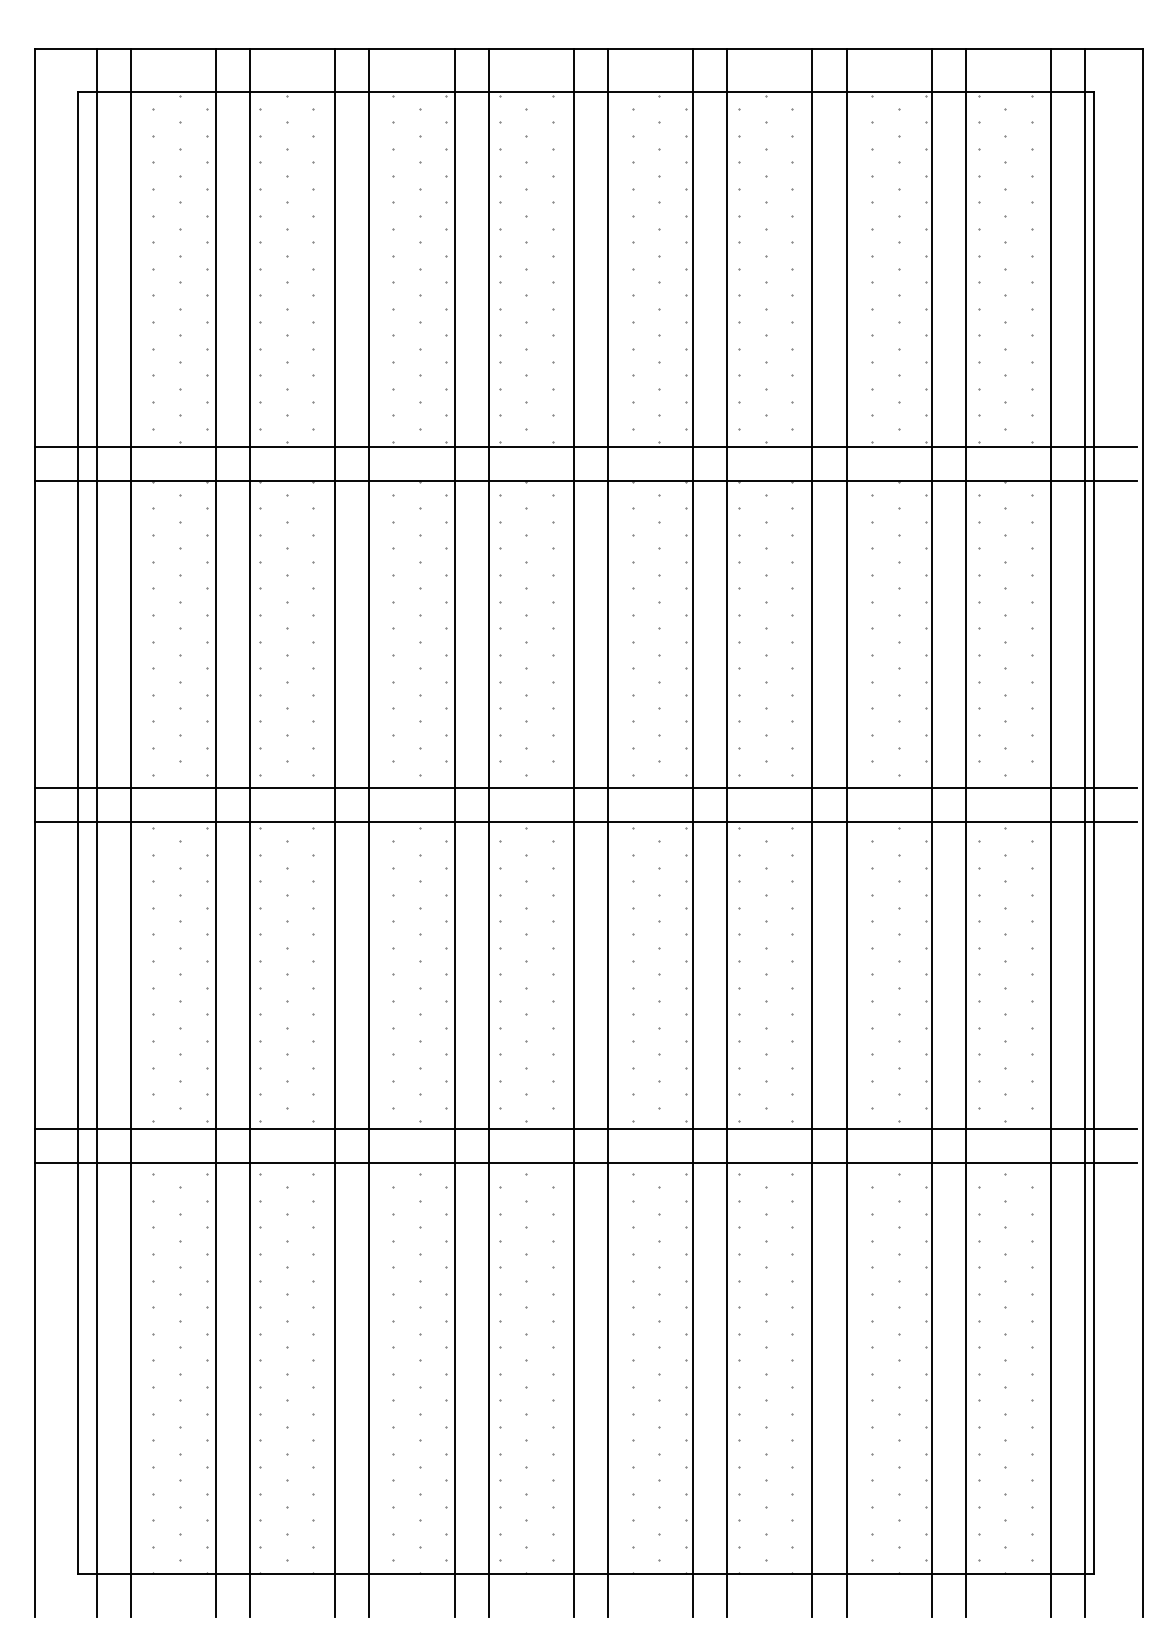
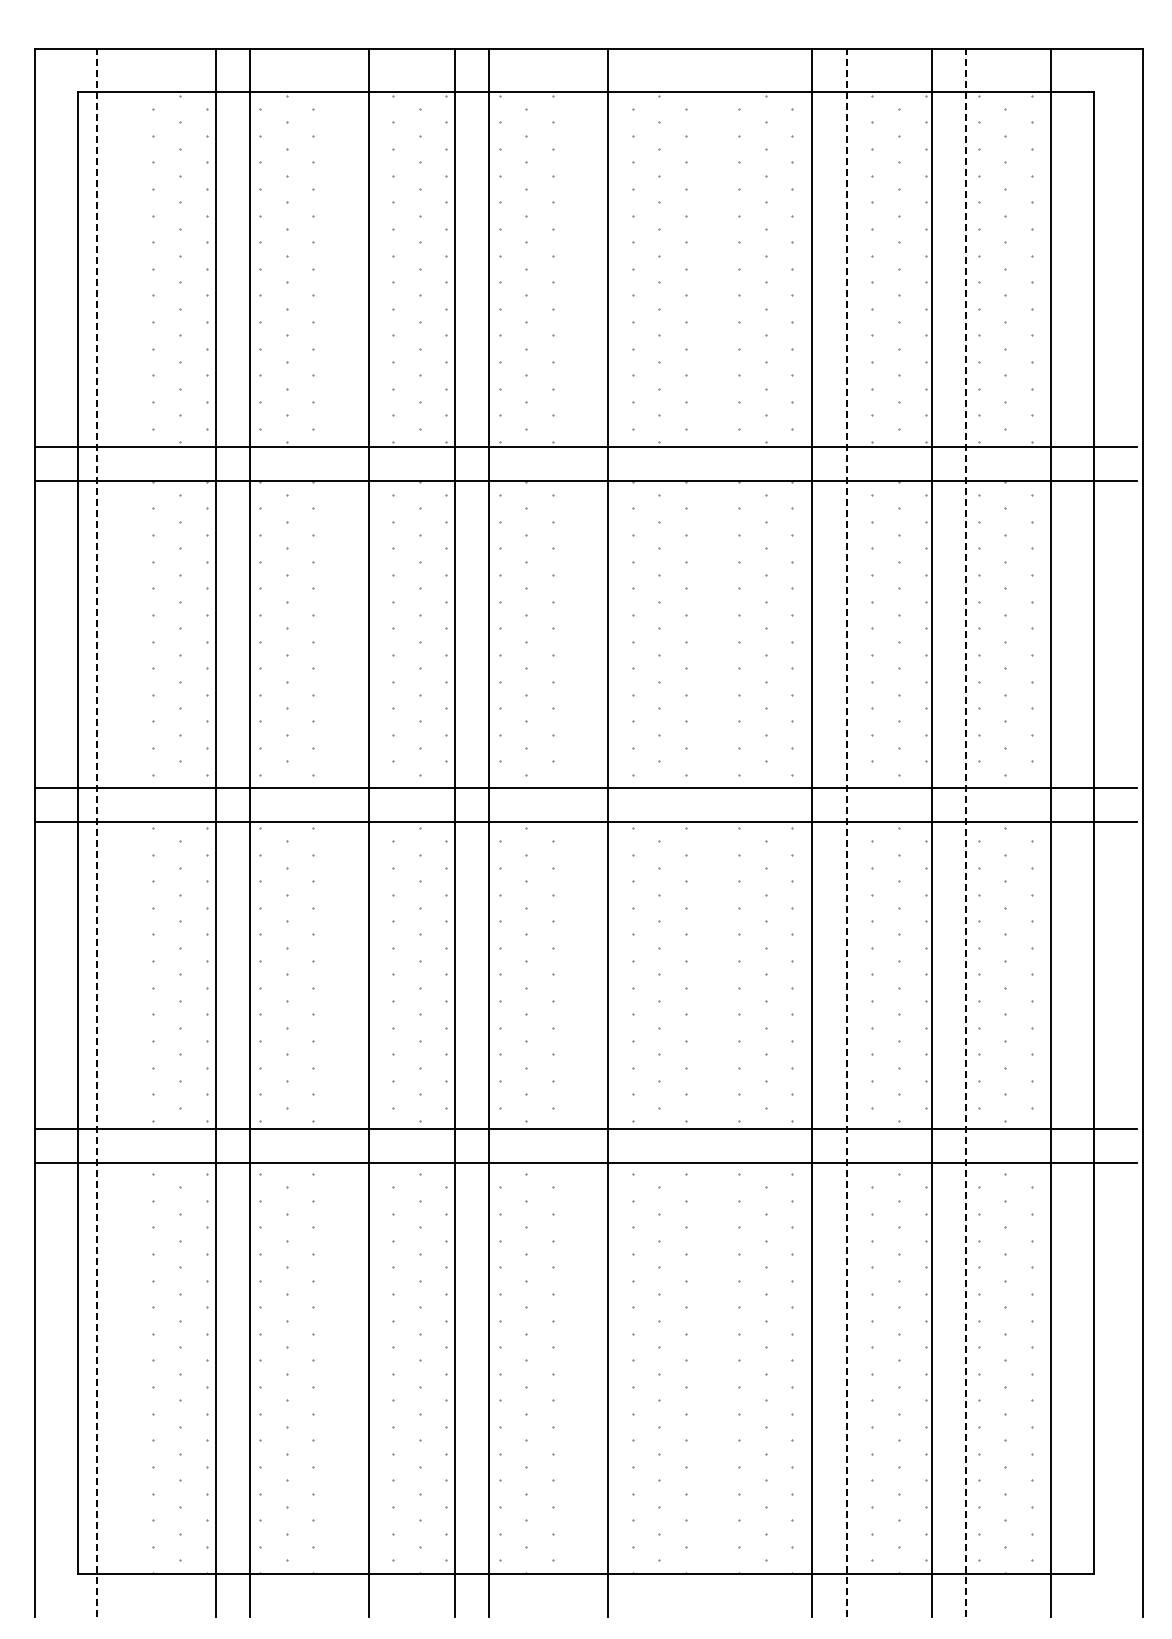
line: solid -> dashed (96, 832)
line: present -> none (130, 832)
line: present -> none (335, 832)
line: present -> none (573, 832)
line: present -> none (693, 832)
line: present -> none (727, 832)
line: solid -> dashed (846, 832)
line: solid -> dashed (965, 832)
line: present -> none (1085, 832)
